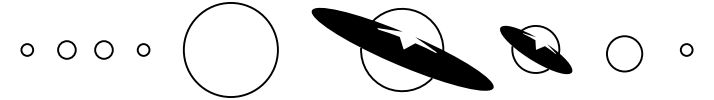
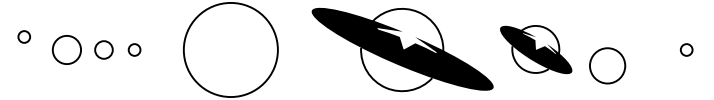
circle position: (26, 49) -> (23, 36) (23, 36)
circle diameter: 18 px -> 28 px (66, 49)
circle position: (143, 49) -> (134, 49) (134, 49)
circle position: (624, 53) -> (607, 65) (607, 65)
